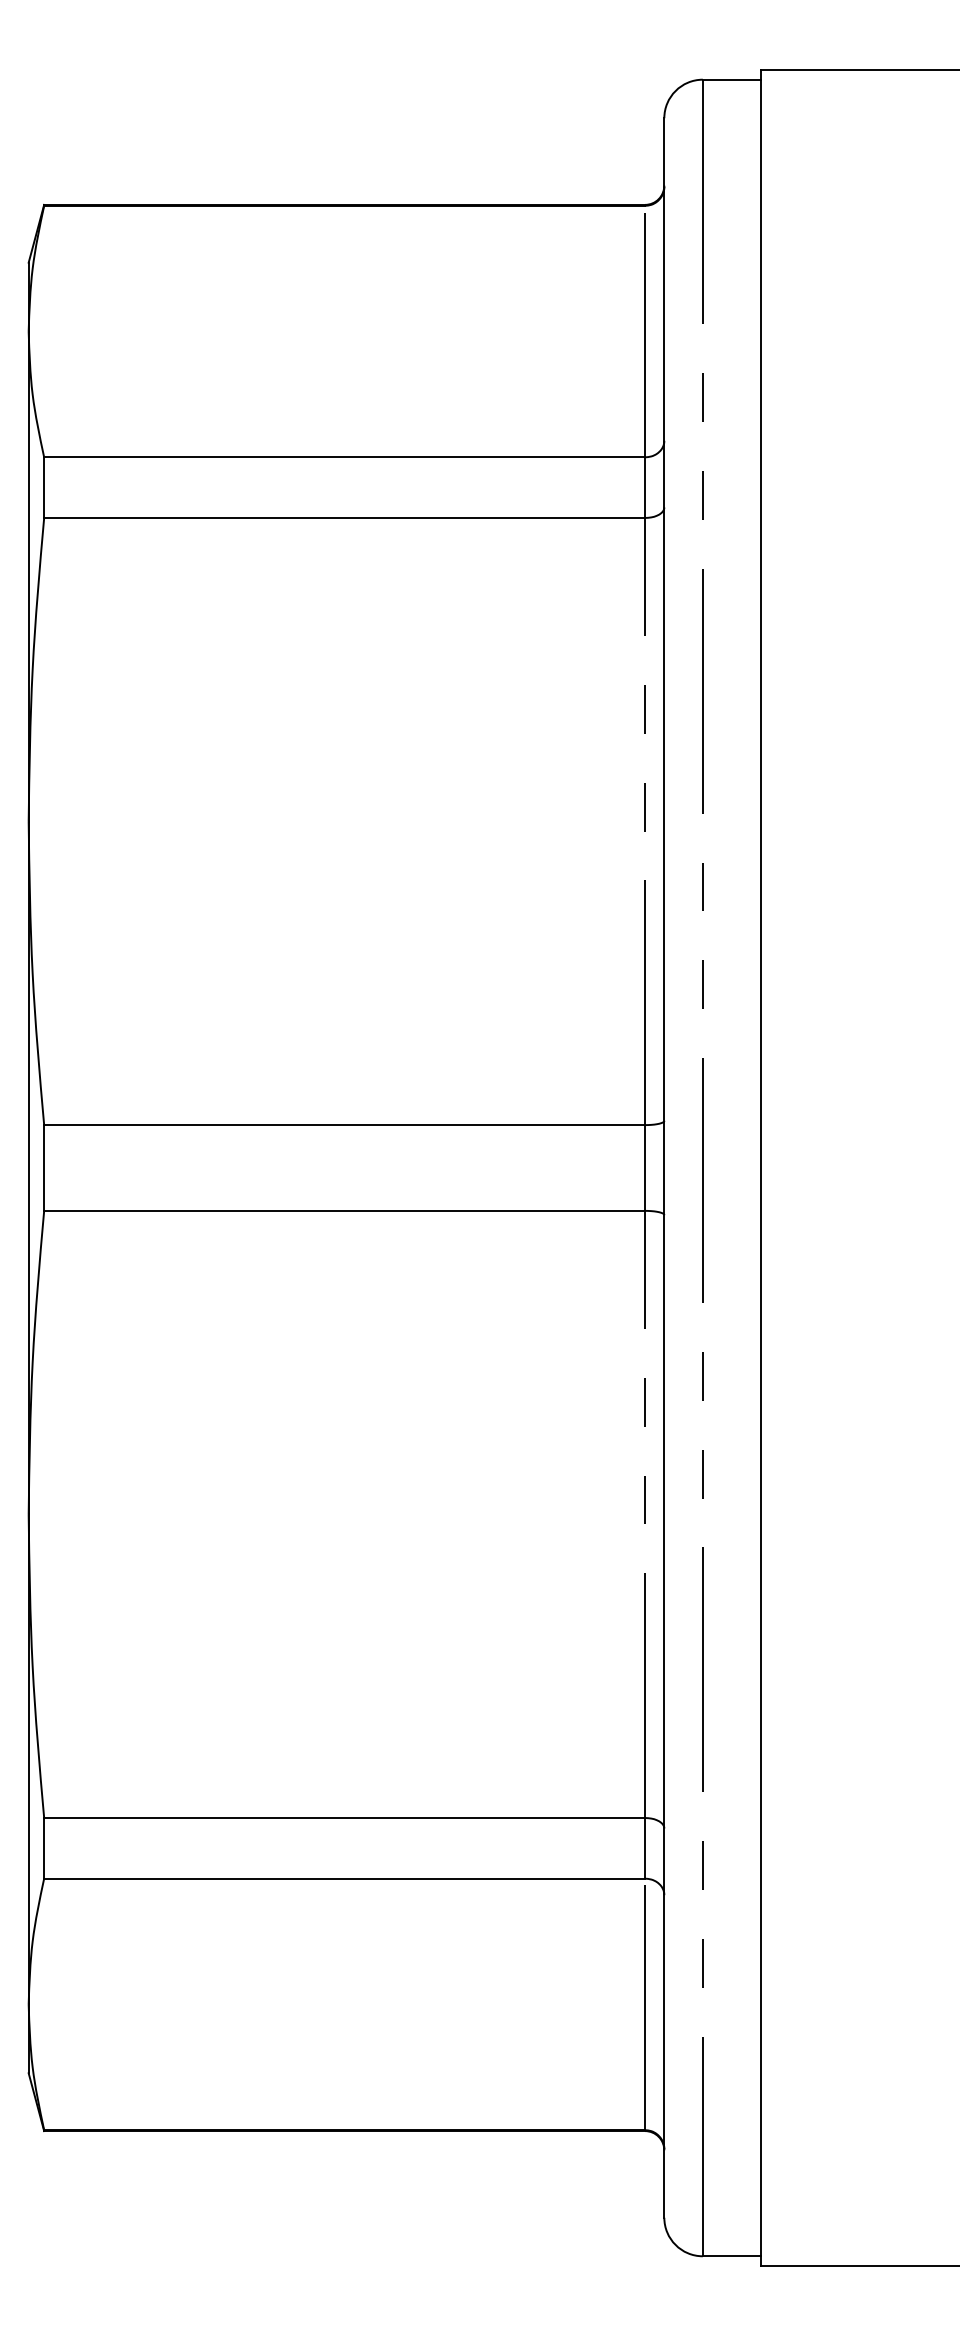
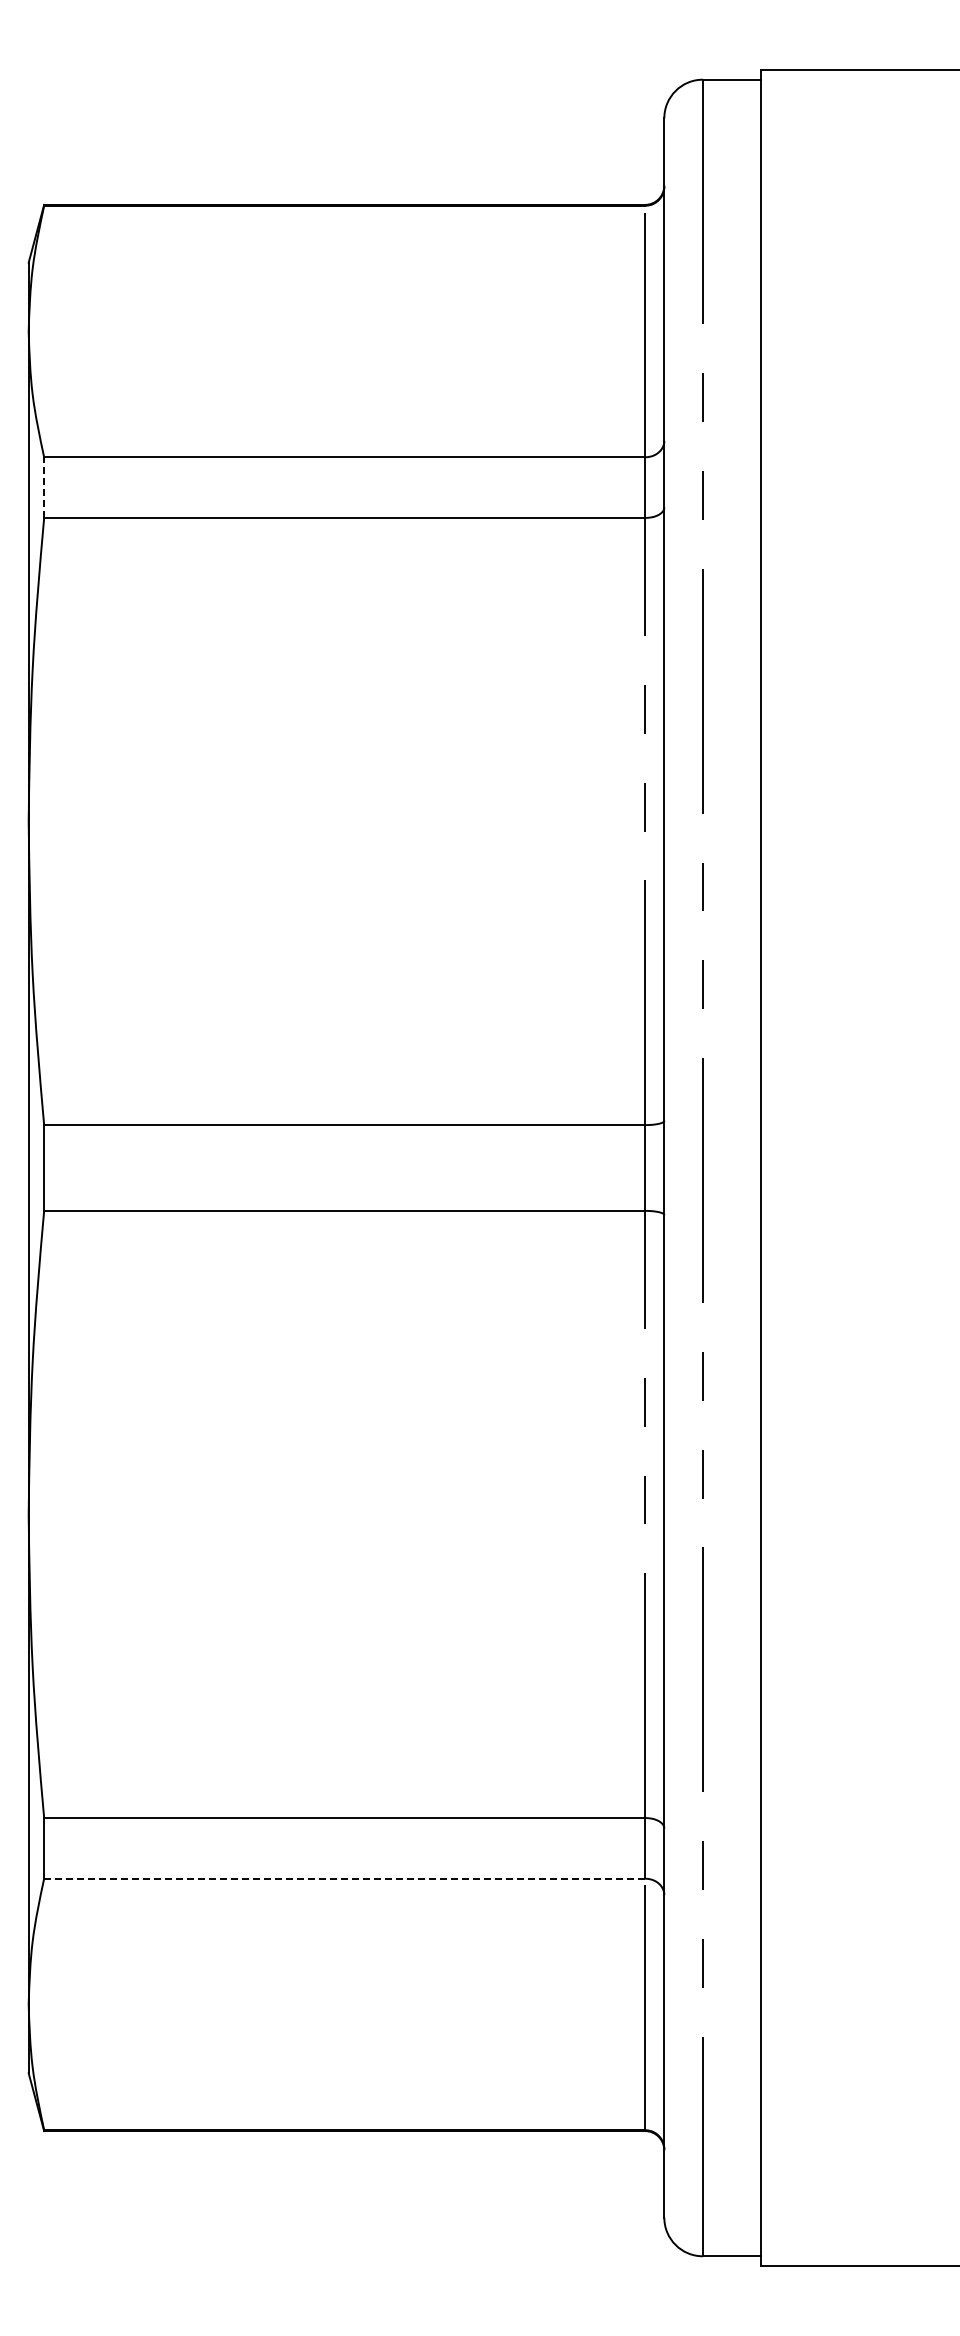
line: solid -> dashed (44, 487)
line: solid -> dashed (344, 1878)
